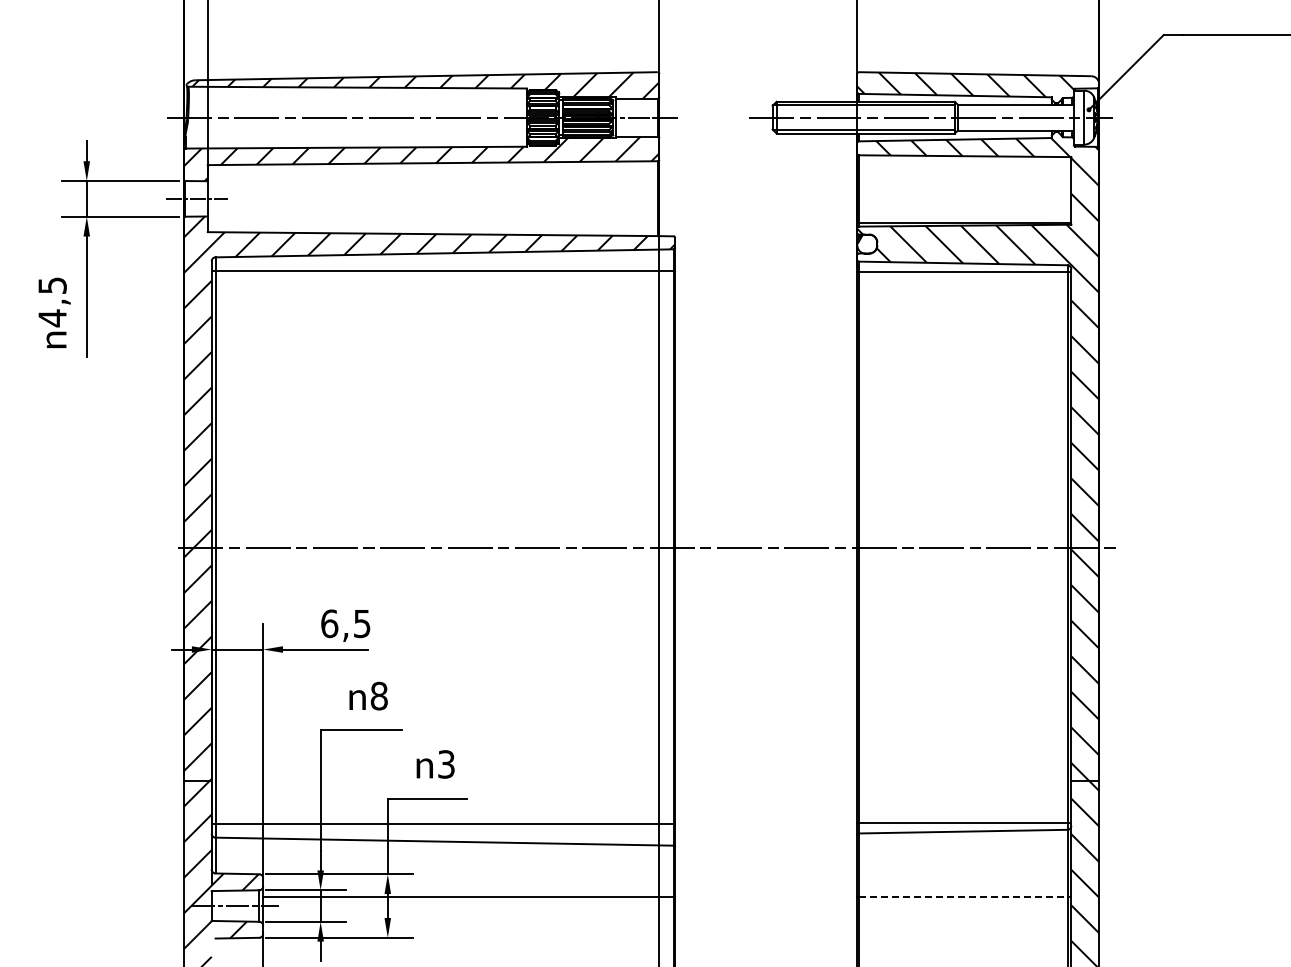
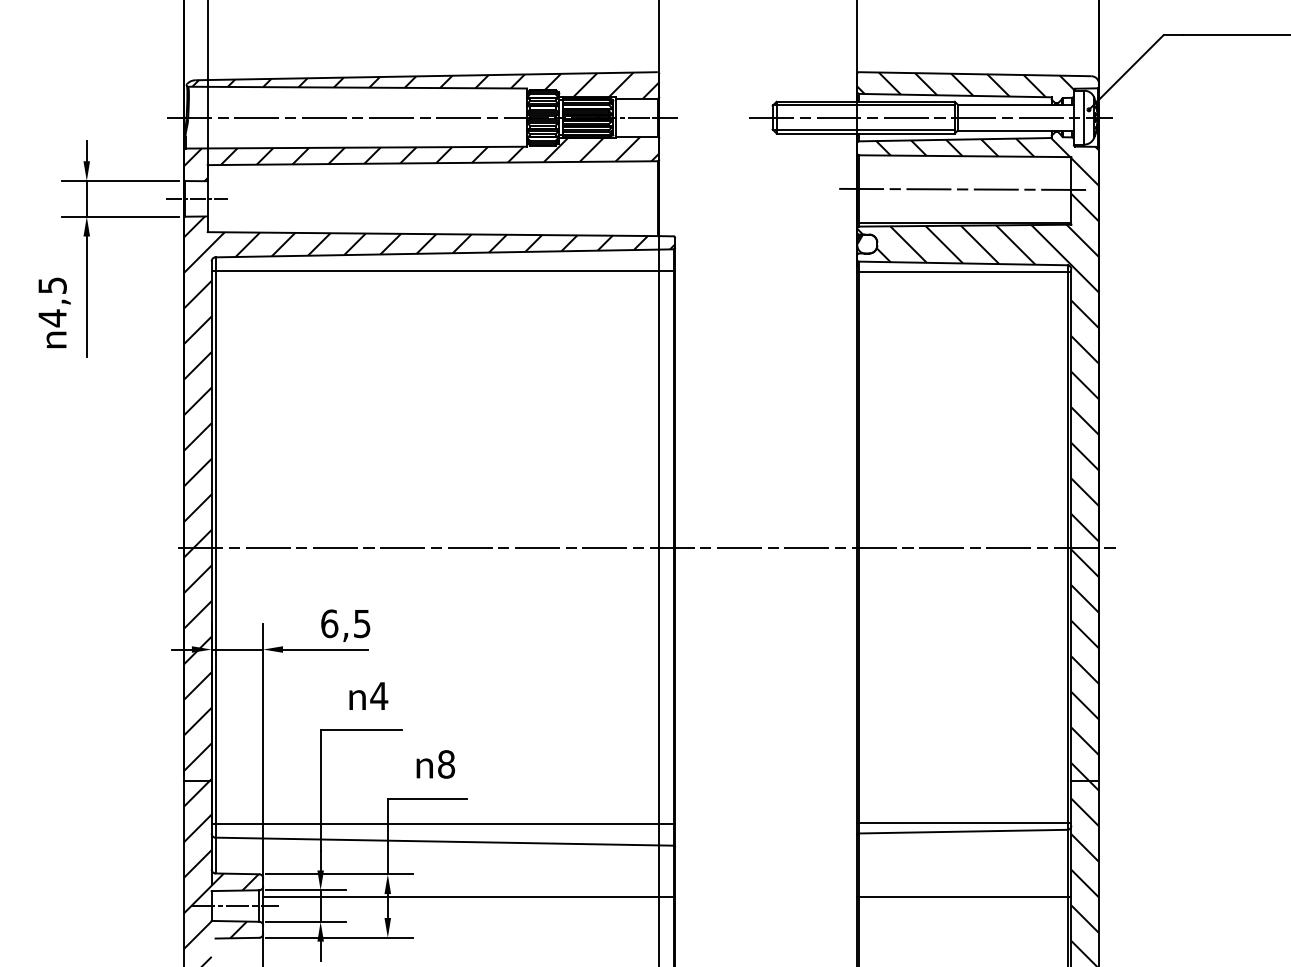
line: none -> present (965, 189)
text: 8 -> 4 (379, 695)
text: 3 -> 8 (446, 764)
line: dashed -> solid (963, 896)
